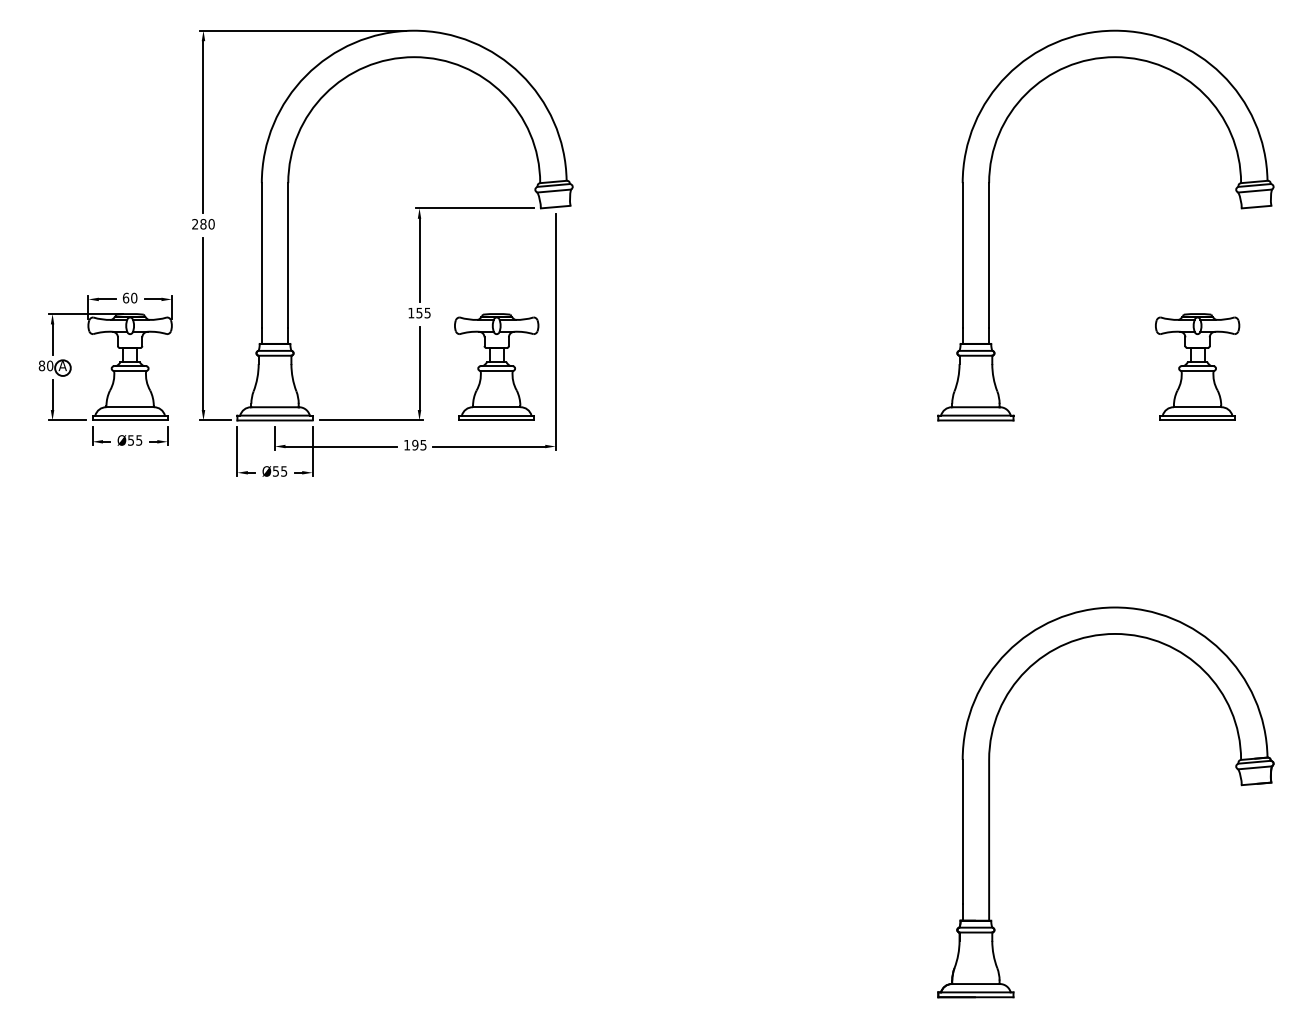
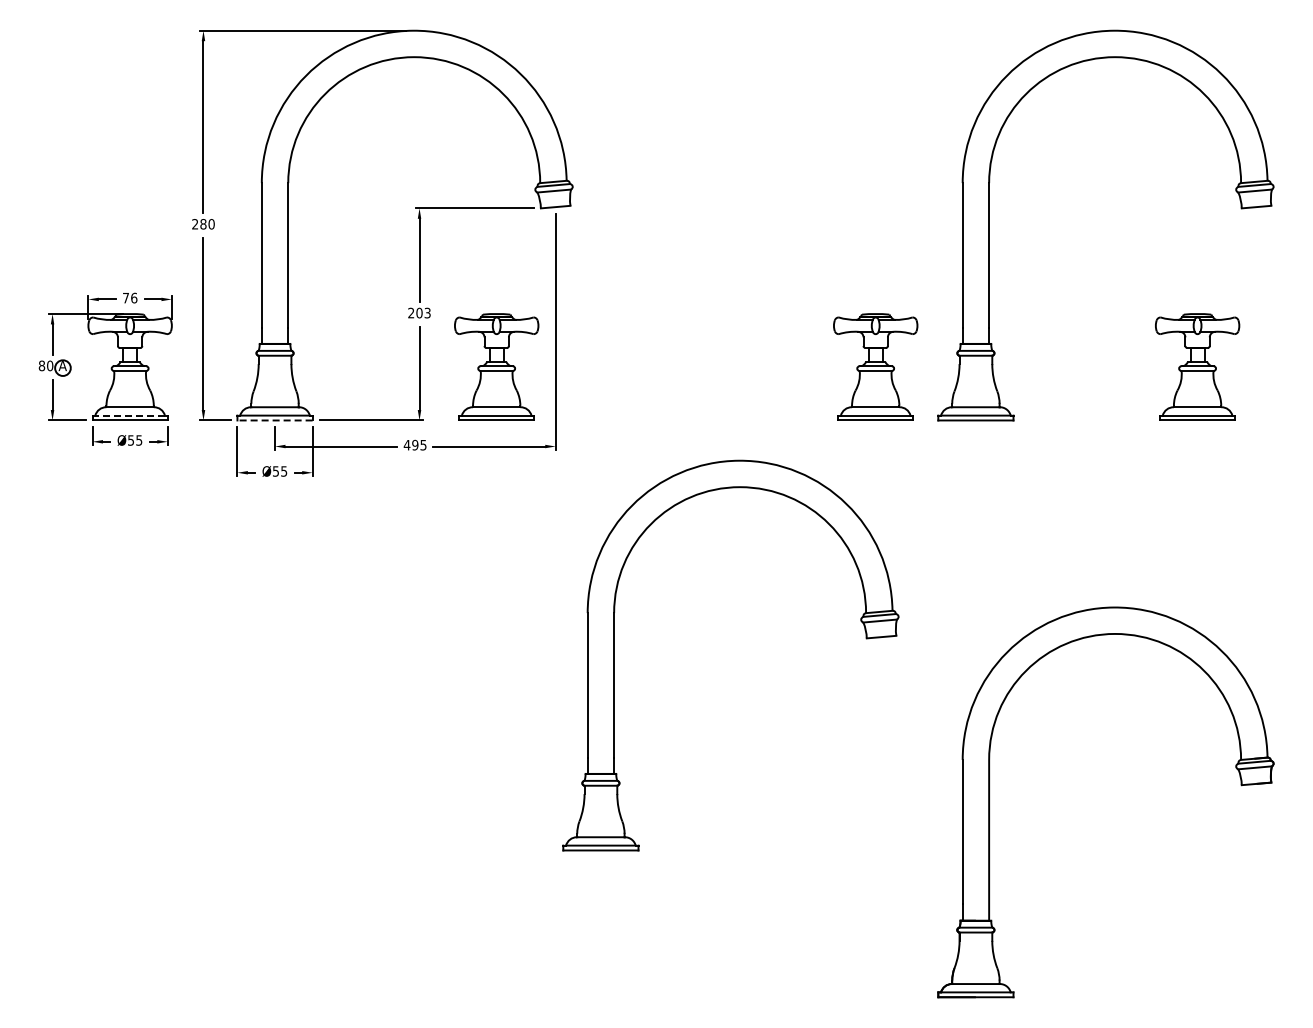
text: 60 -> 76 (129, 297)
text: 155 -> 203 (419, 312)
part: none -> present (875, 366)
line: solid -> dashed (130, 415)
line: solid -> dashed (275, 420)
text: 195 -> 495 (406, 445)
part: none -> present (614, 655)
